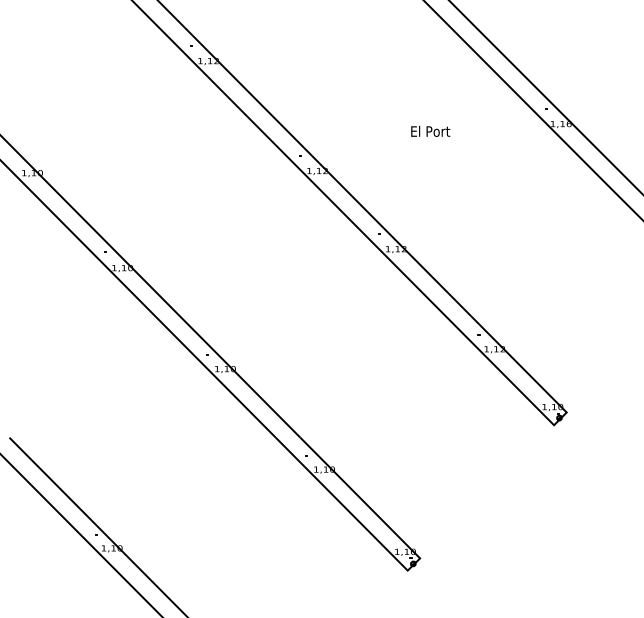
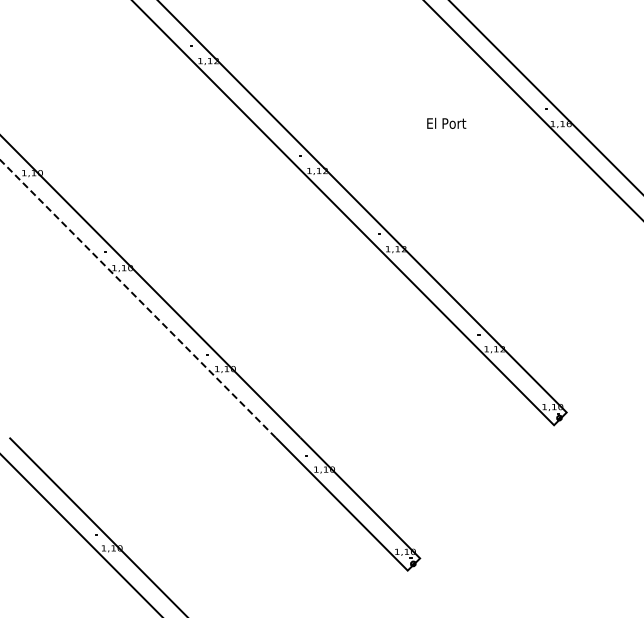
text position: (430, 130) -> (446, 122) (446, 122)
line: solid -> dashed (137, 298)
